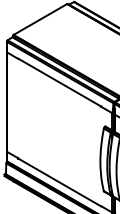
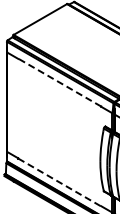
line: solid -> dashed (59, 82)
line: solid -> dashed (59, 182)
